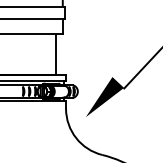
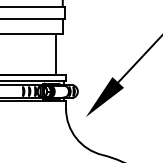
line position: (141, 69) -> (138, 59) (138, 59)
